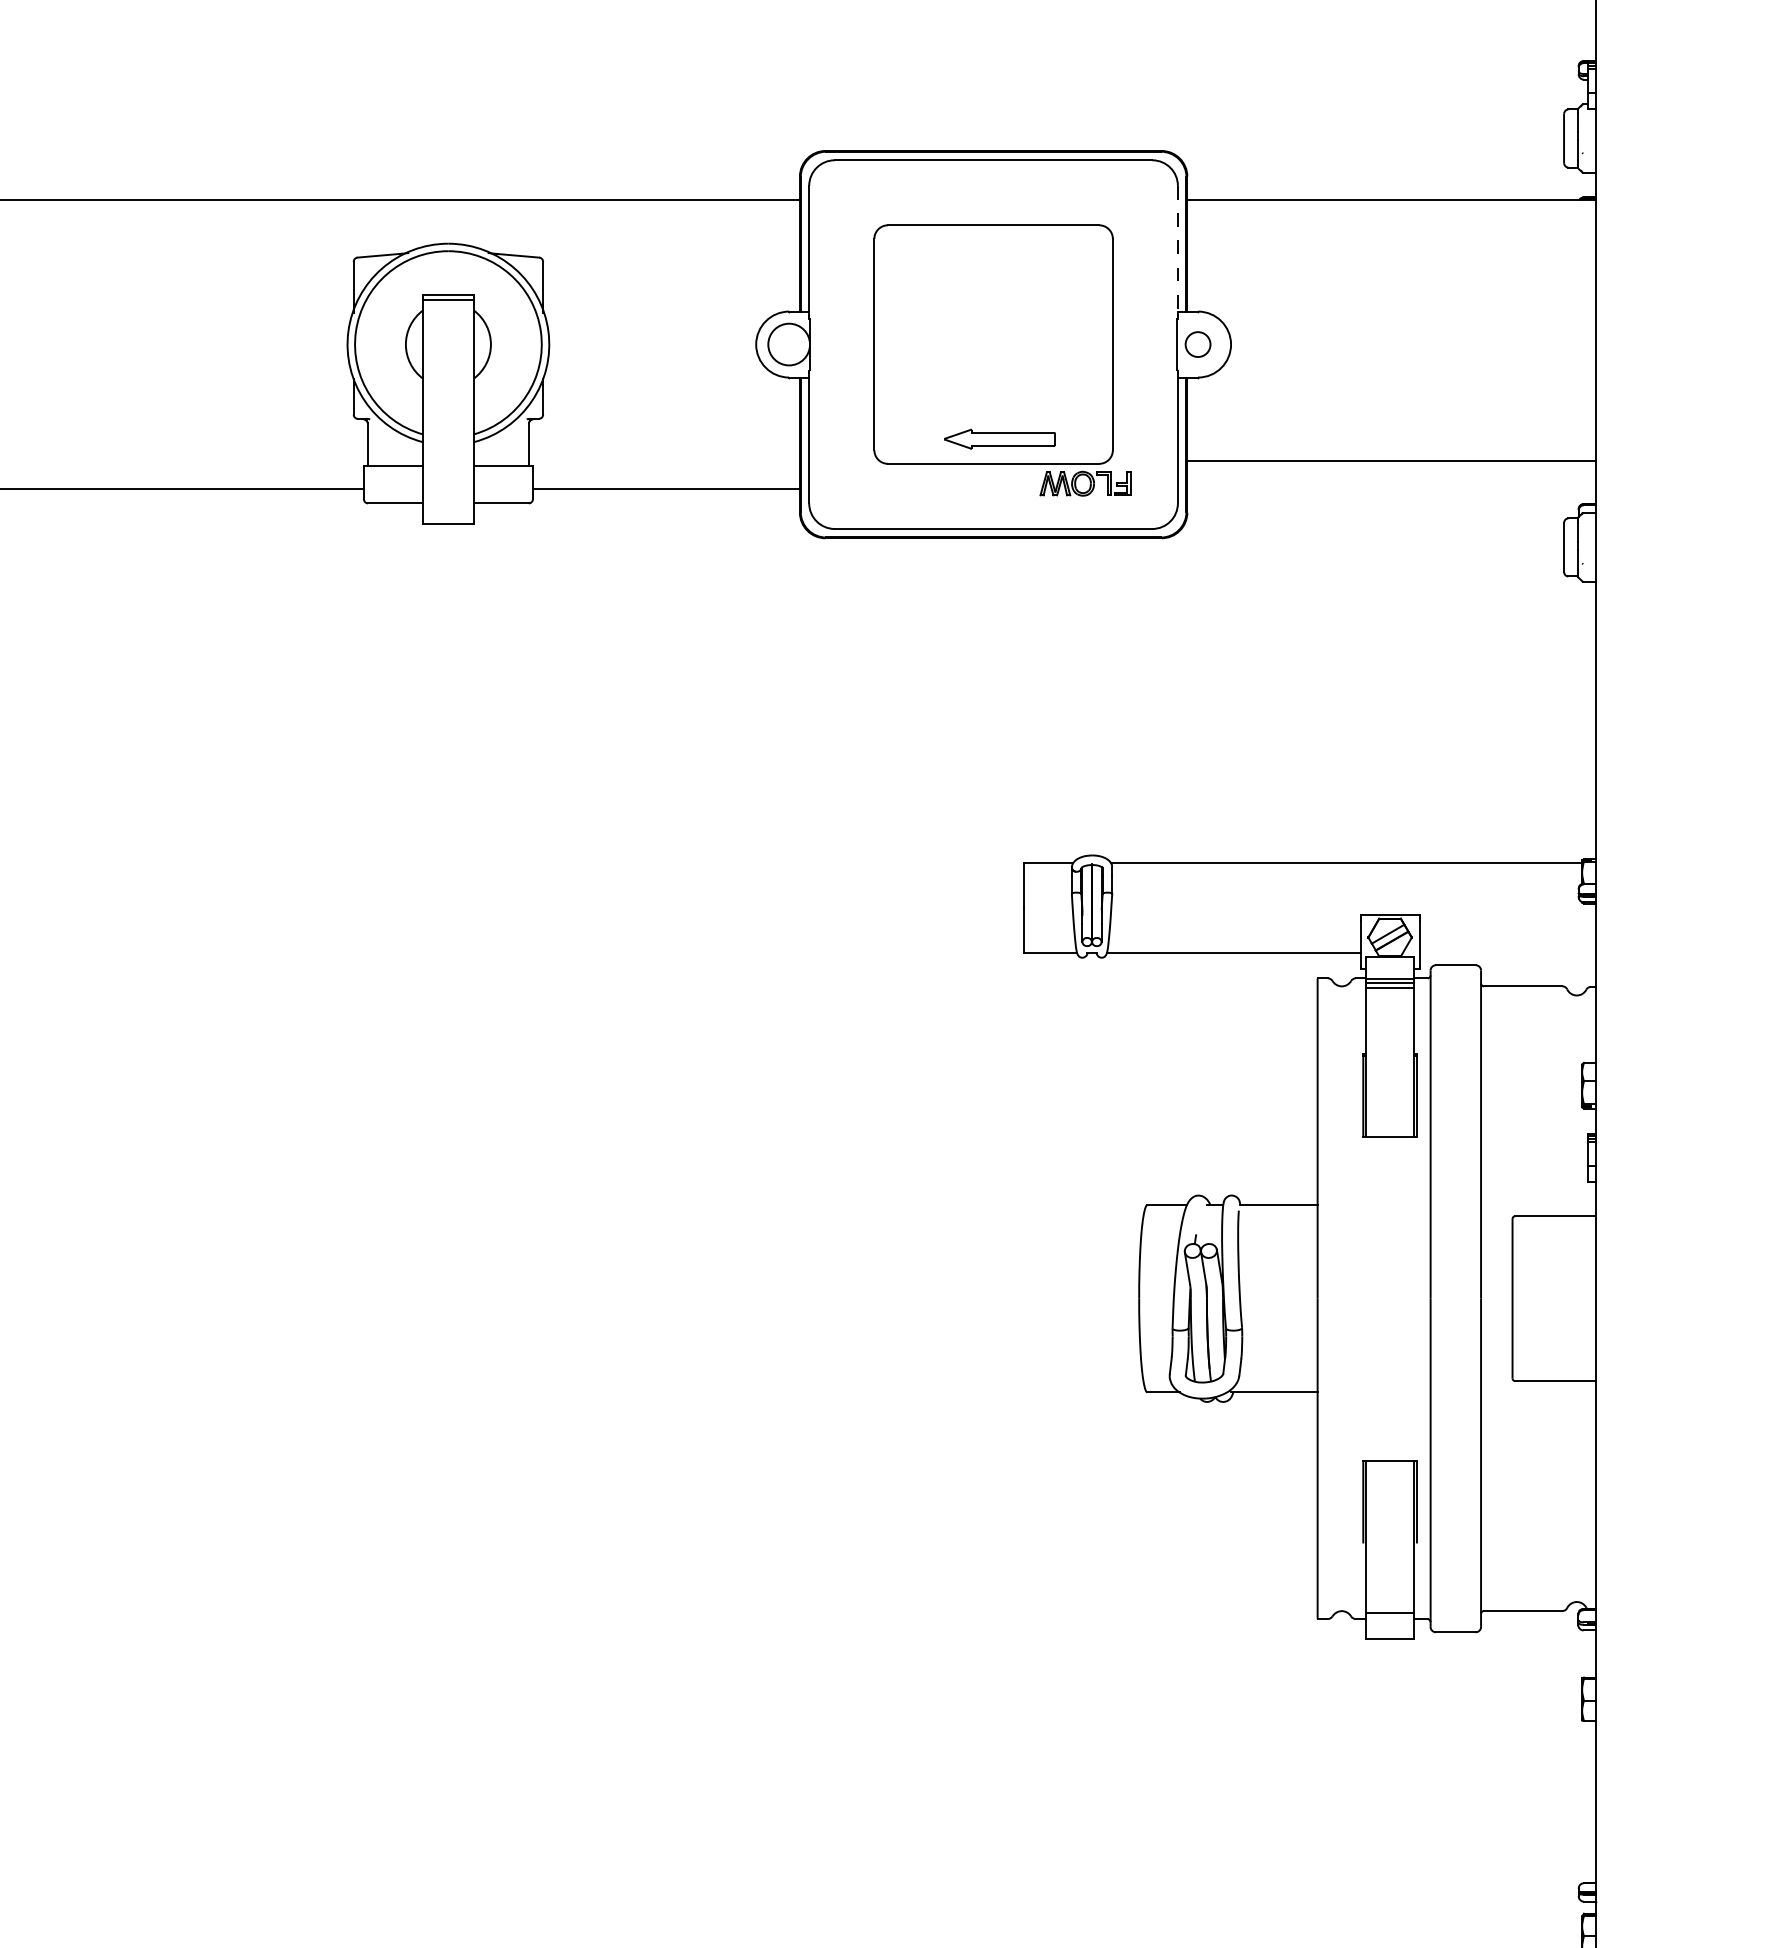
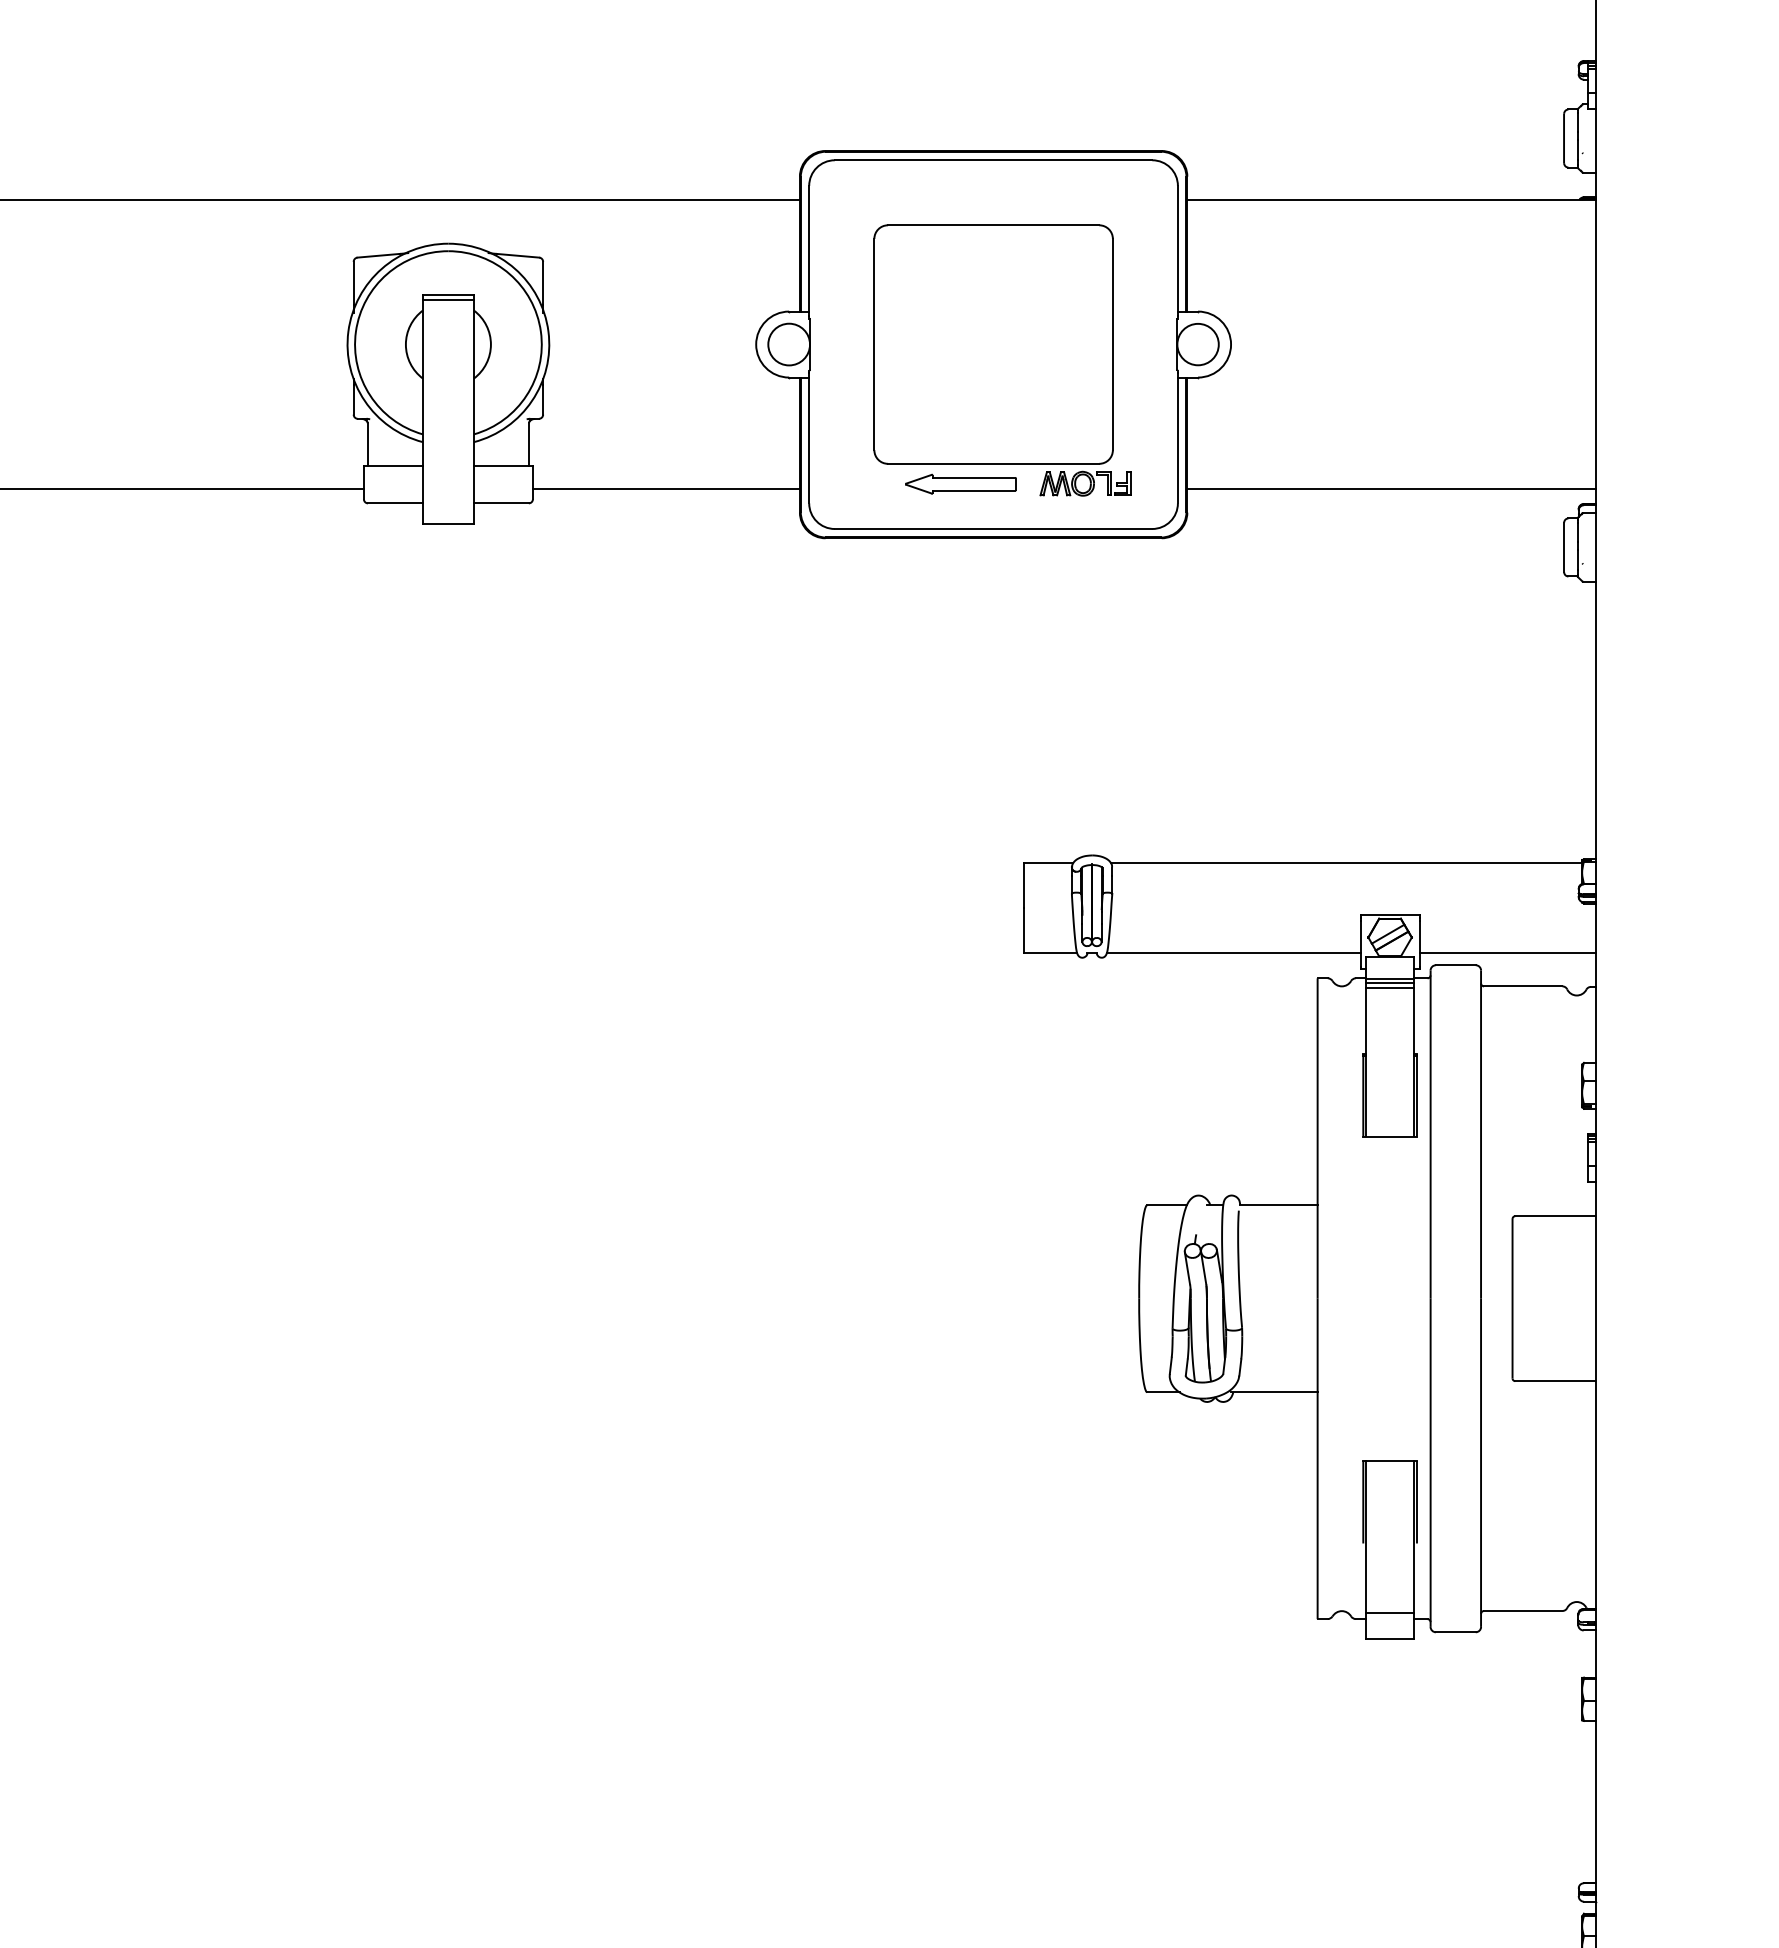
line: dashed -> solid (1177, 248)
circle diameter: 25 px -> 41 px (1197, 344)
part position: (999, 438) -> (960, 483) (960, 483)
line position: (1391, 461) -> (1391, 489) (1391, 489)
line: none -> present (1507, 953)
